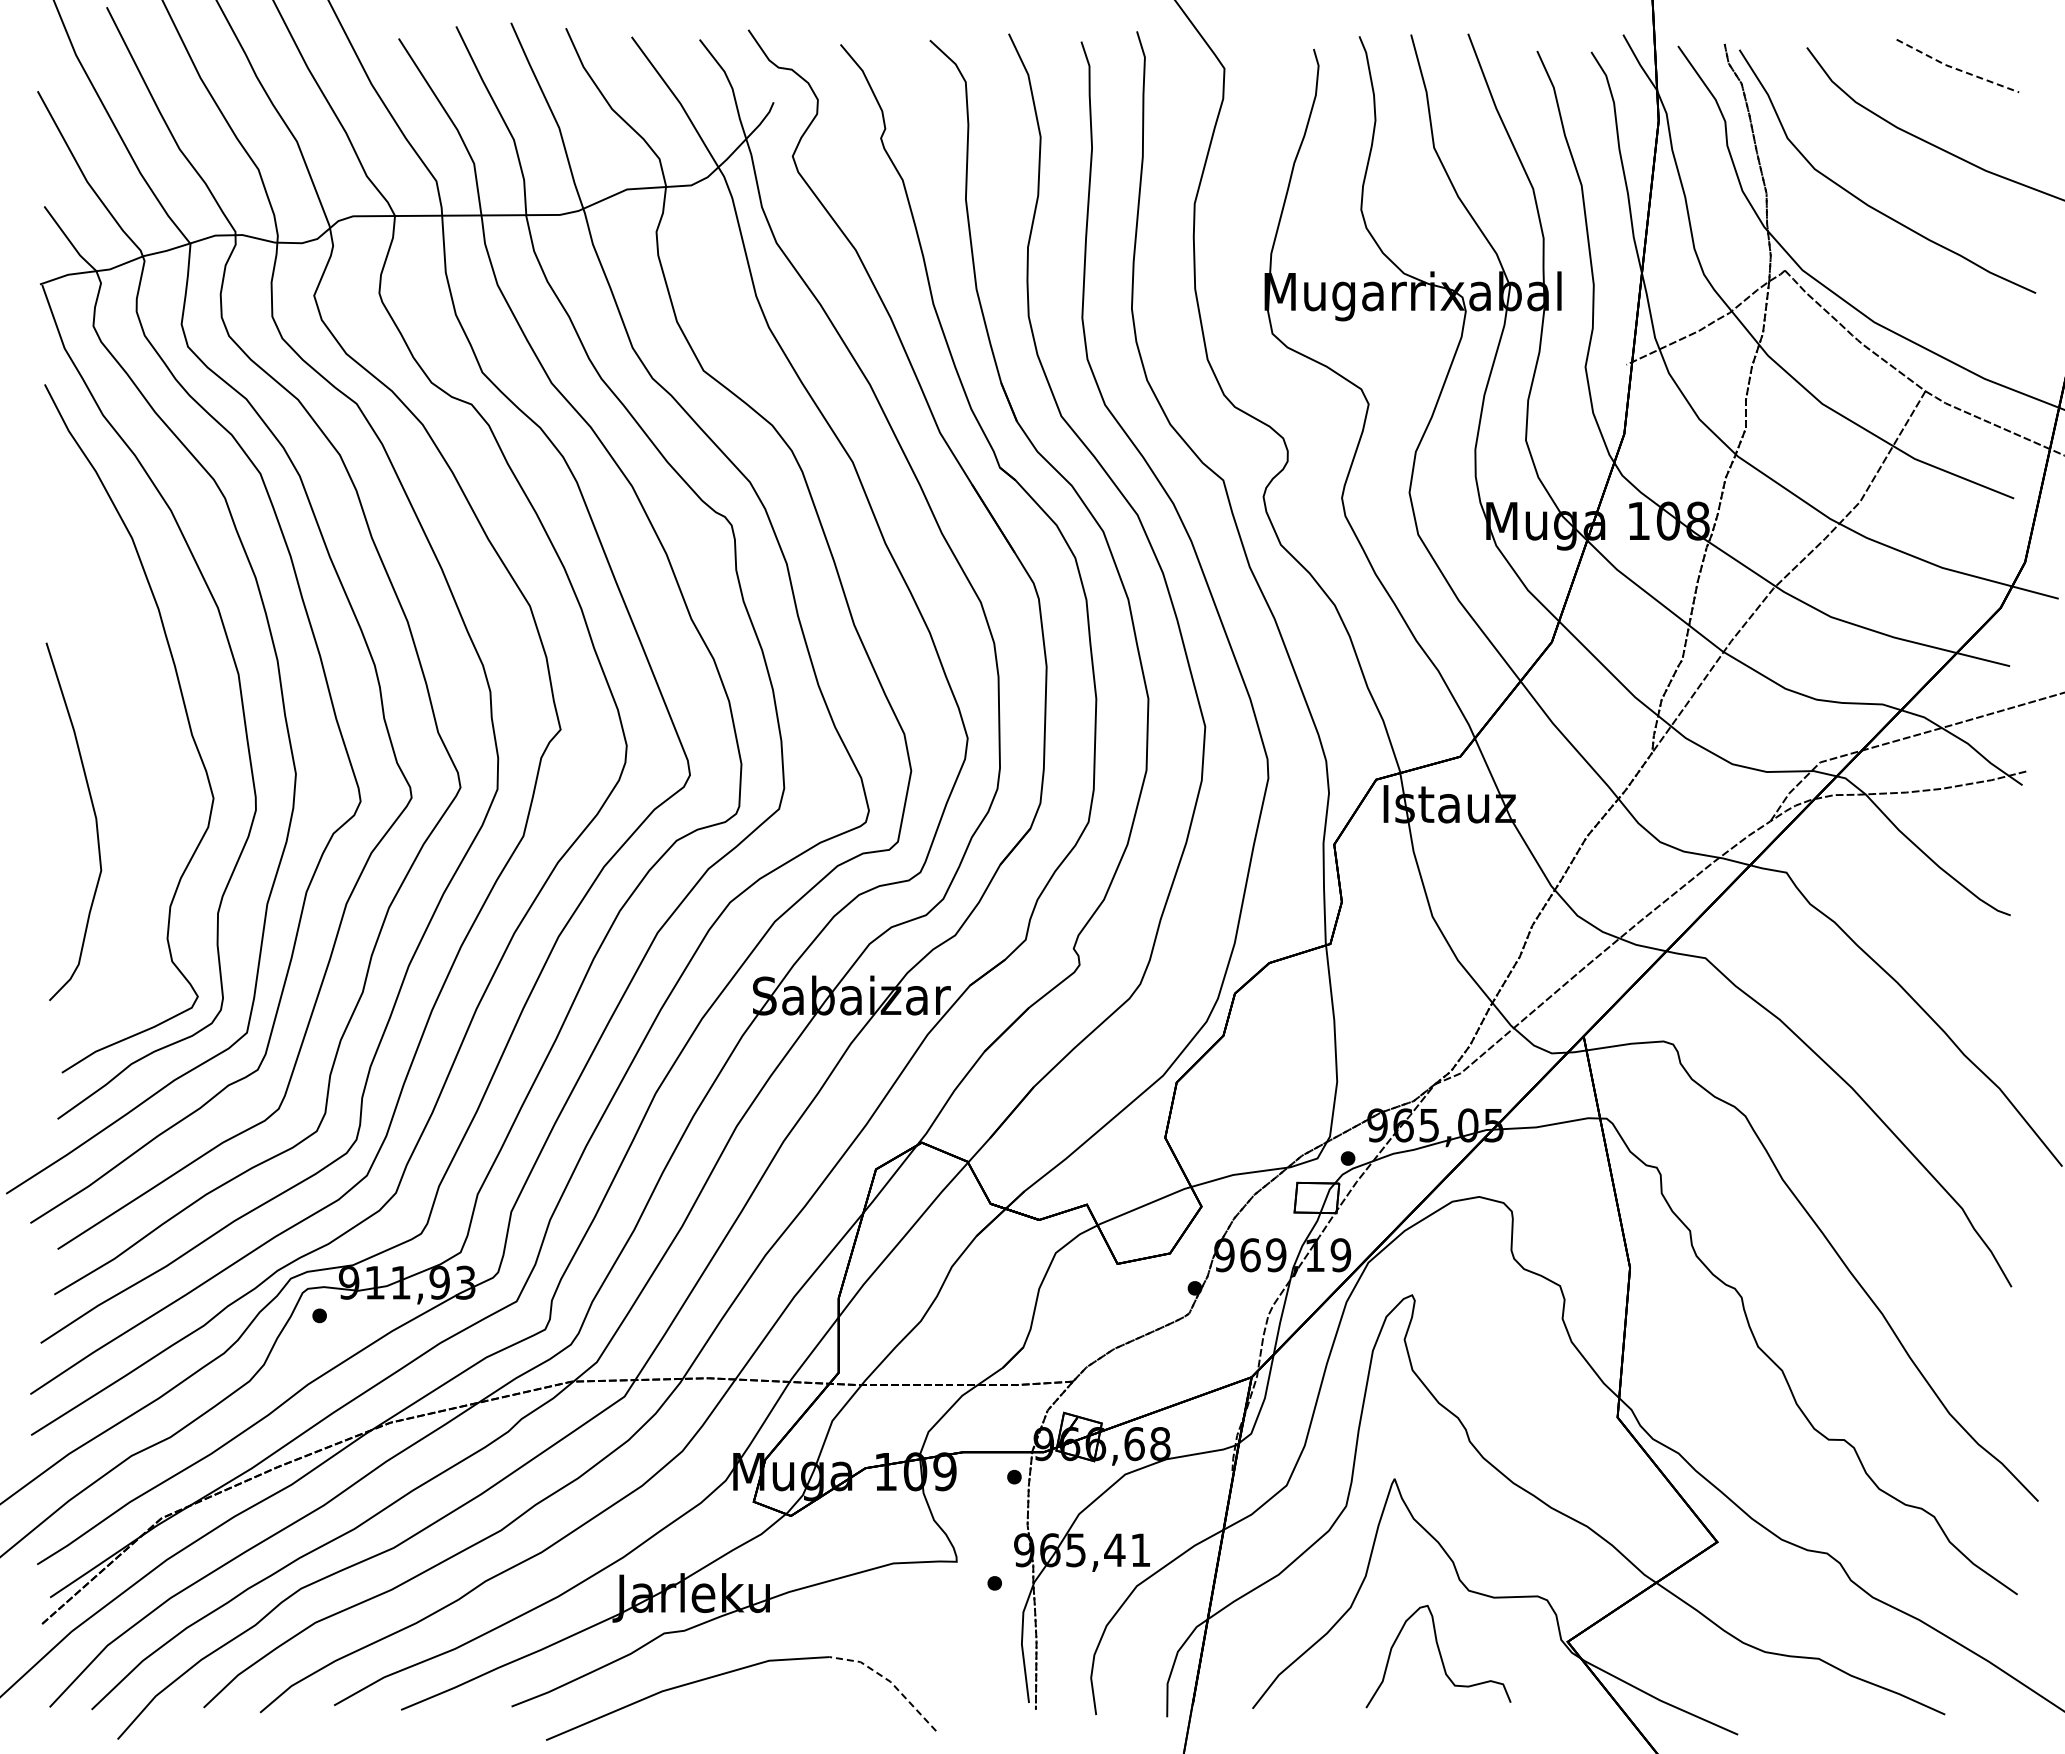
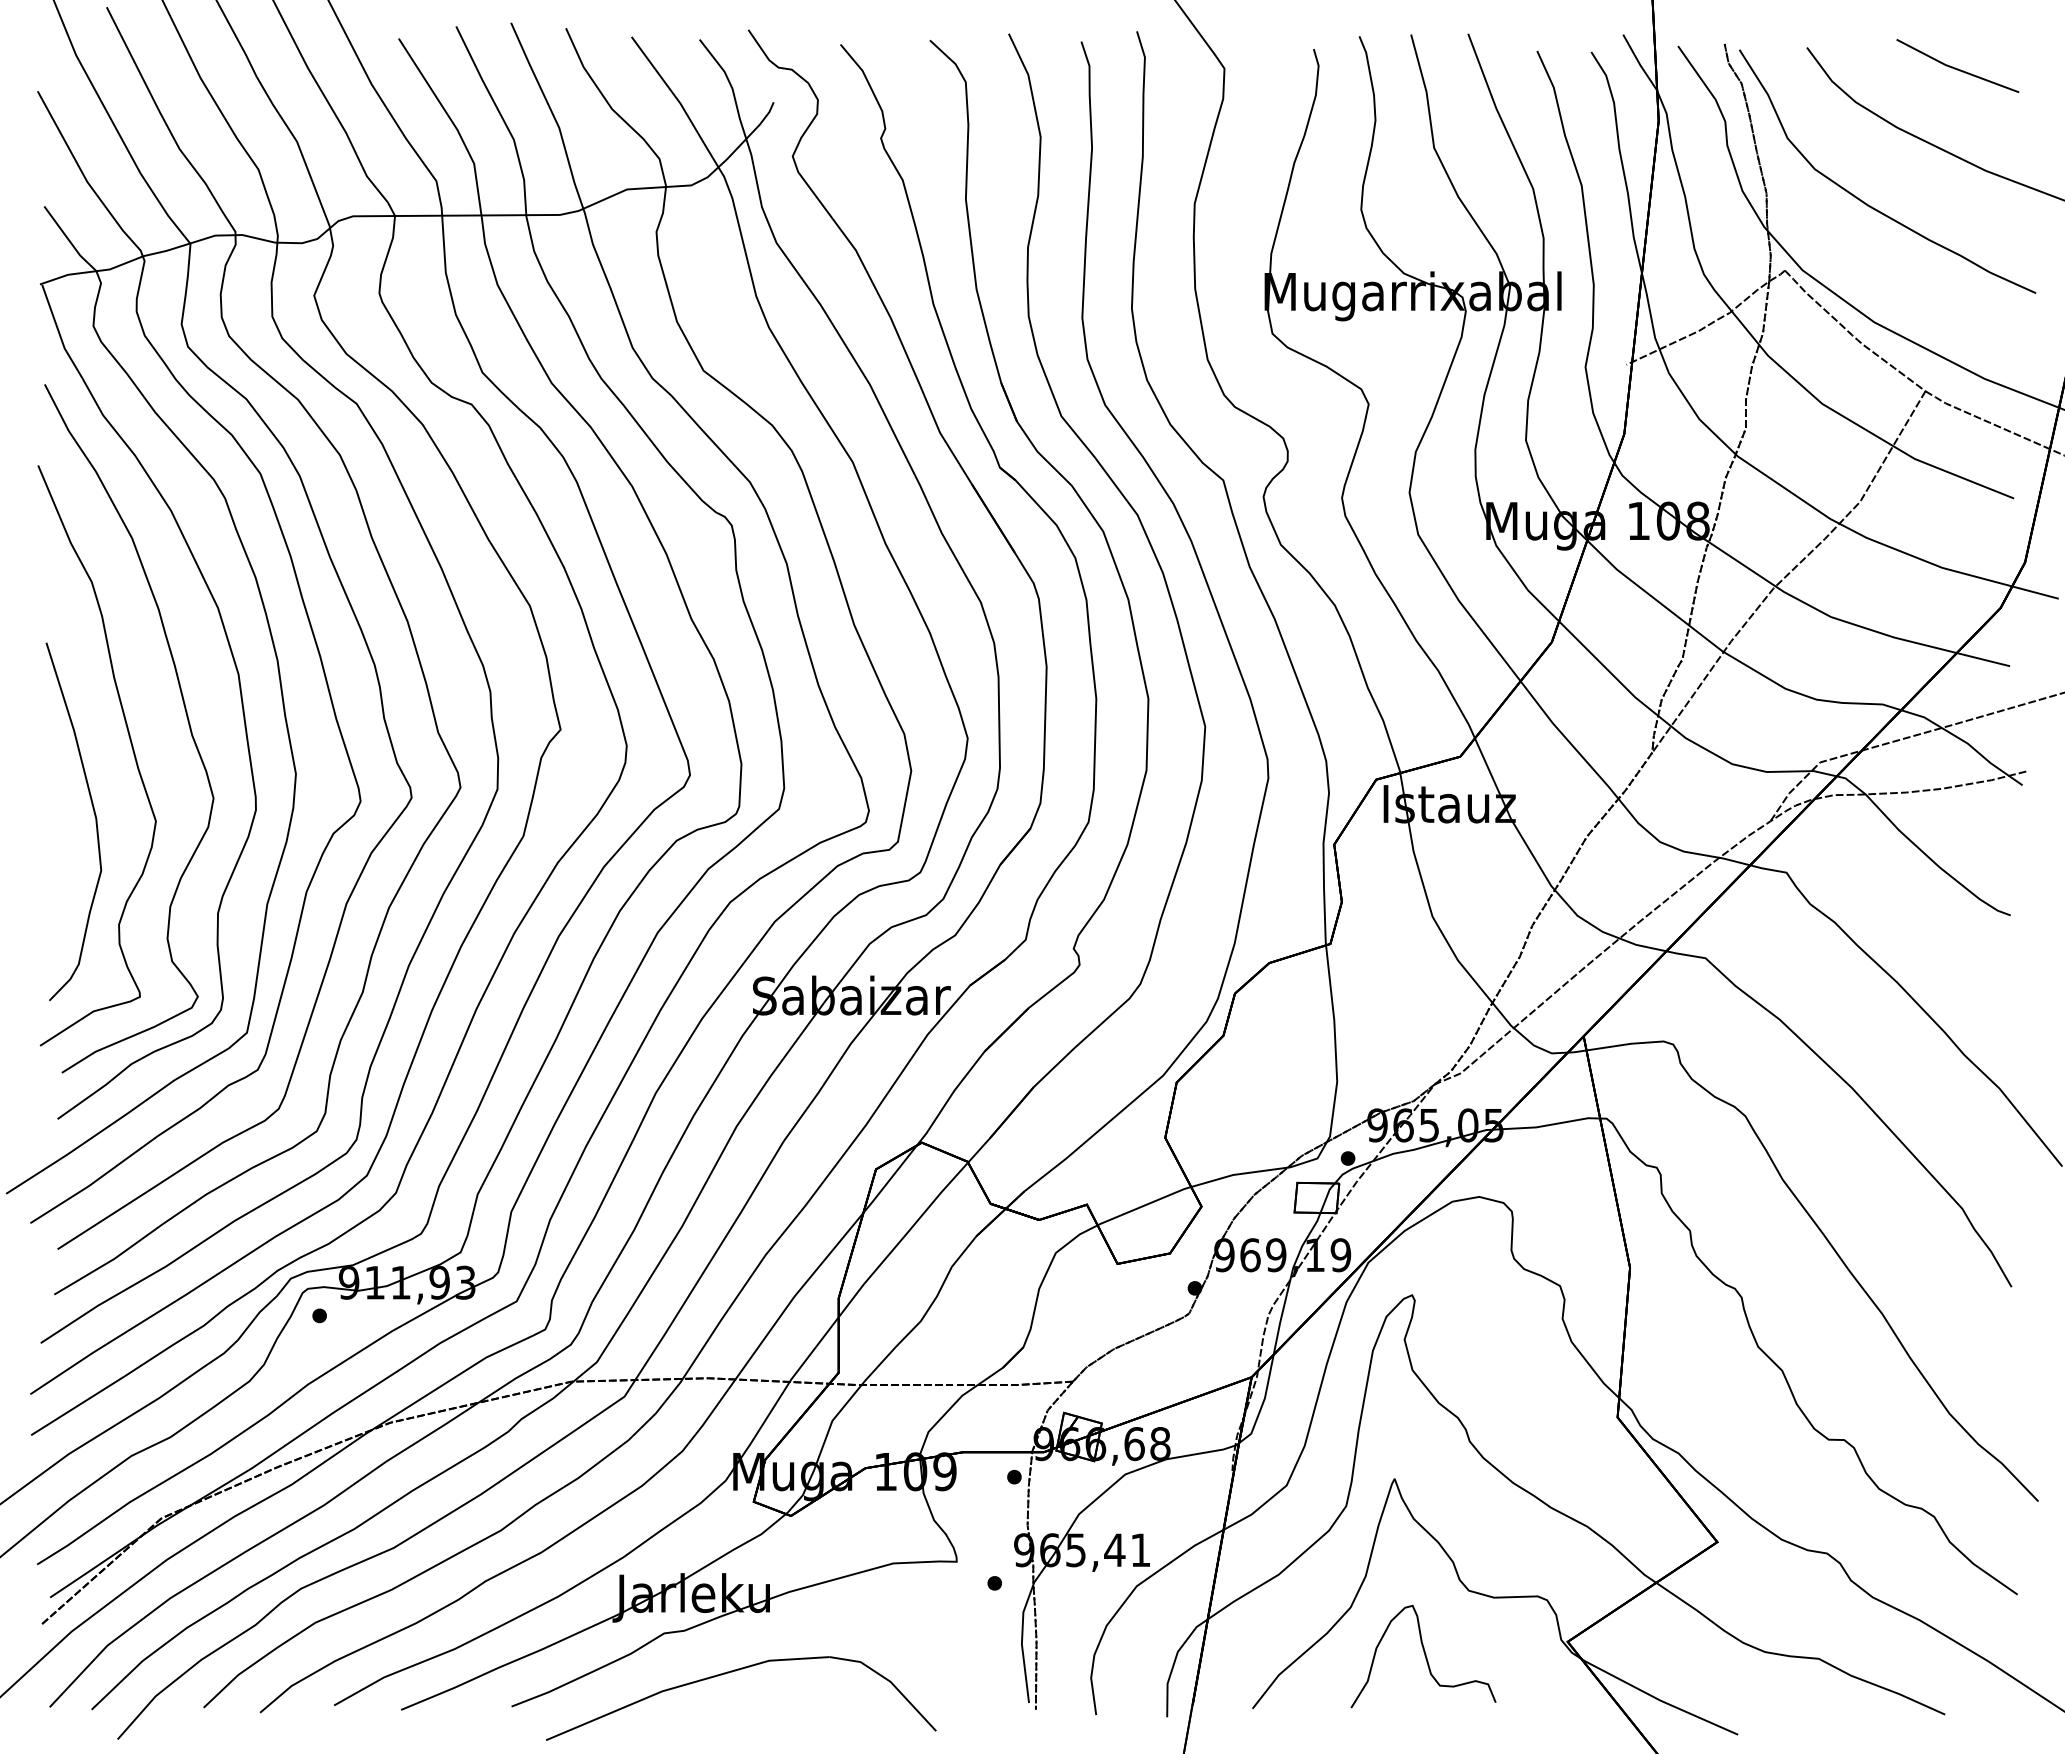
line: dashed -> solid (1955, 68)
curve: none -> present (131, 747)
curve position: (1439, 1655) -> (1424, 1655) (1424, 1655)
line: dashed -> solid (890, 1681)
